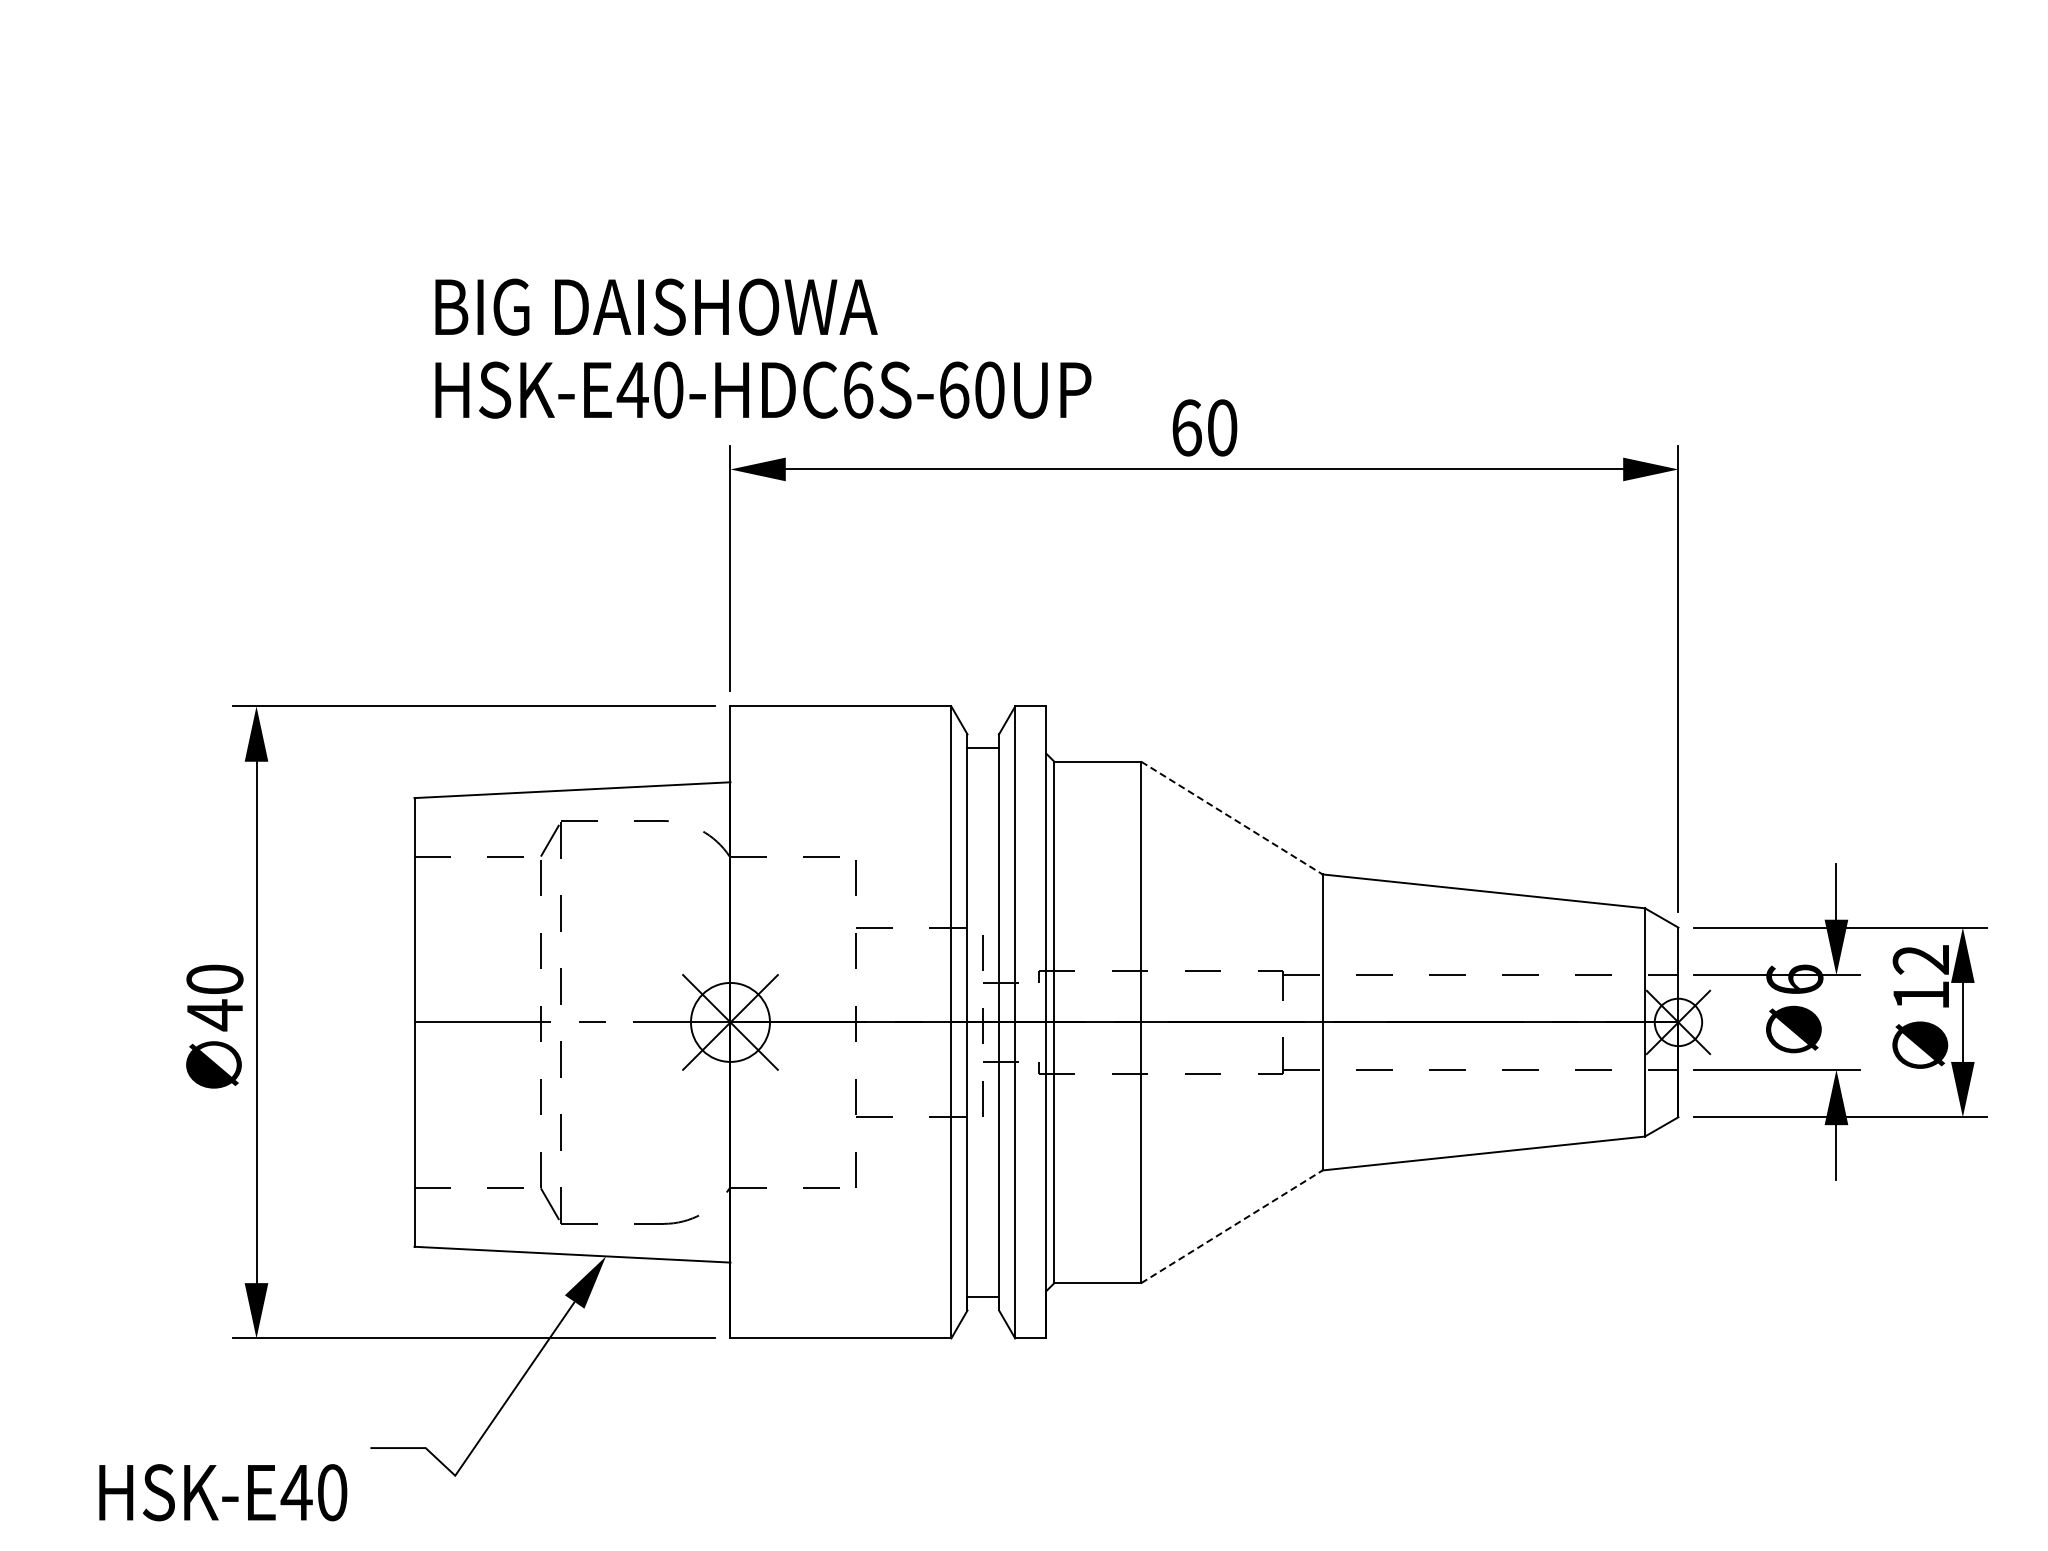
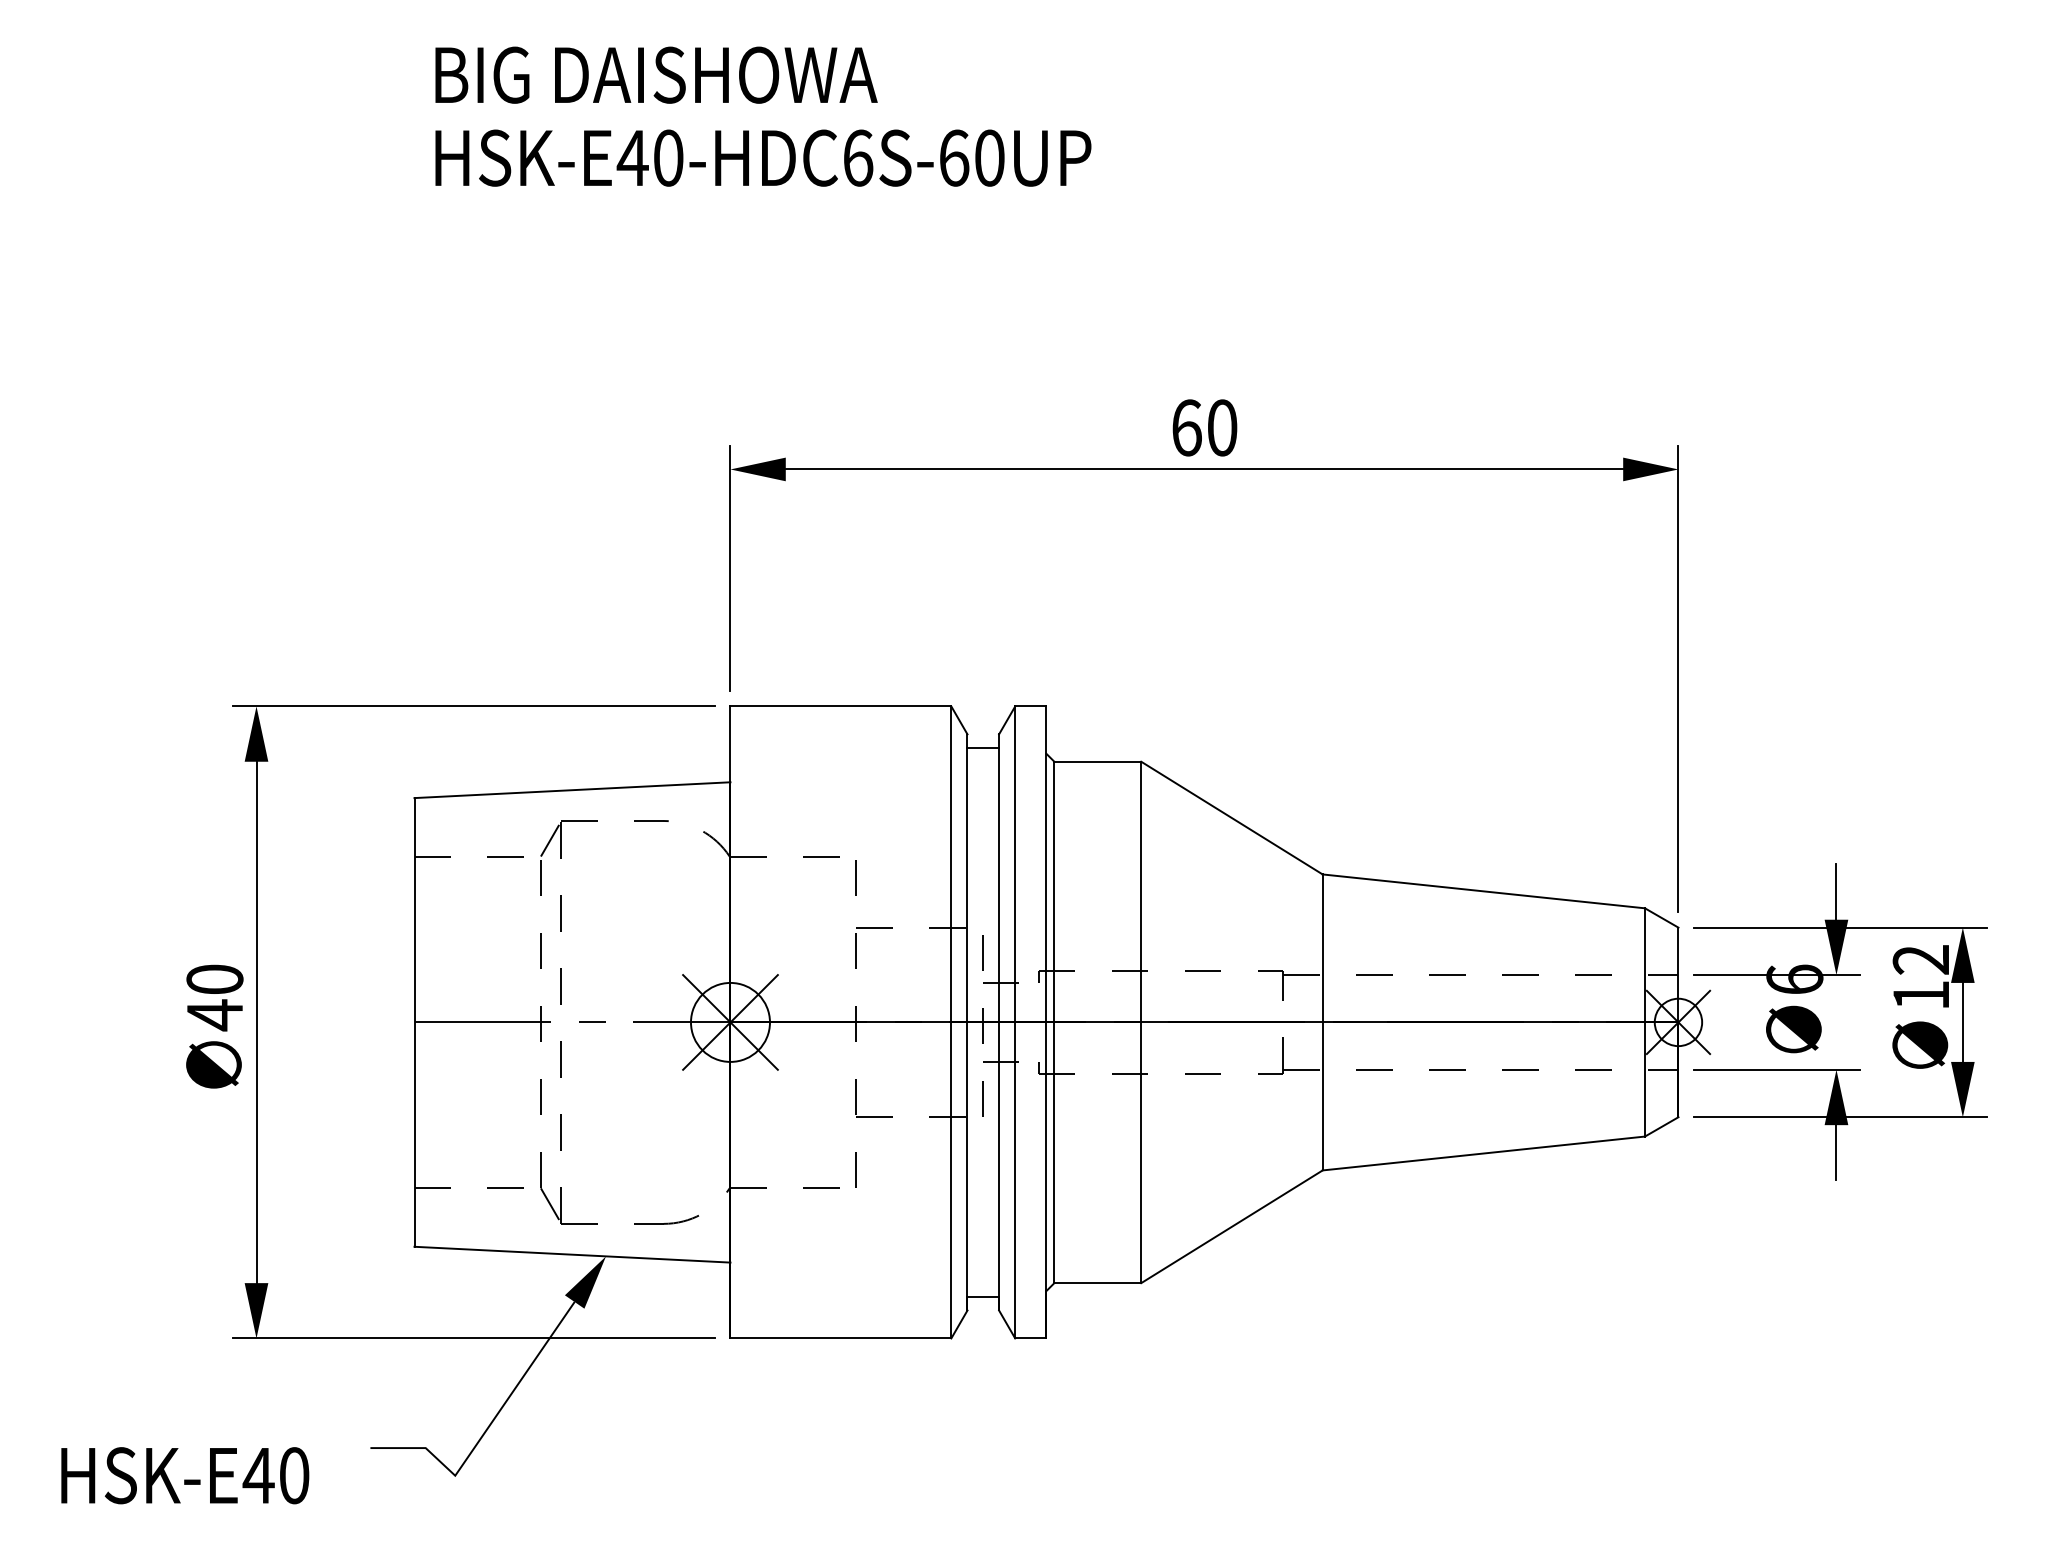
text position: (763, 348) -> (763, 116) (763, 116)
line: dashed -> solid (1231, 818)
line: dashed -> solid (1231, 1226)
text position: (223, 1492) -> (185, 1475) (185, 1475)
